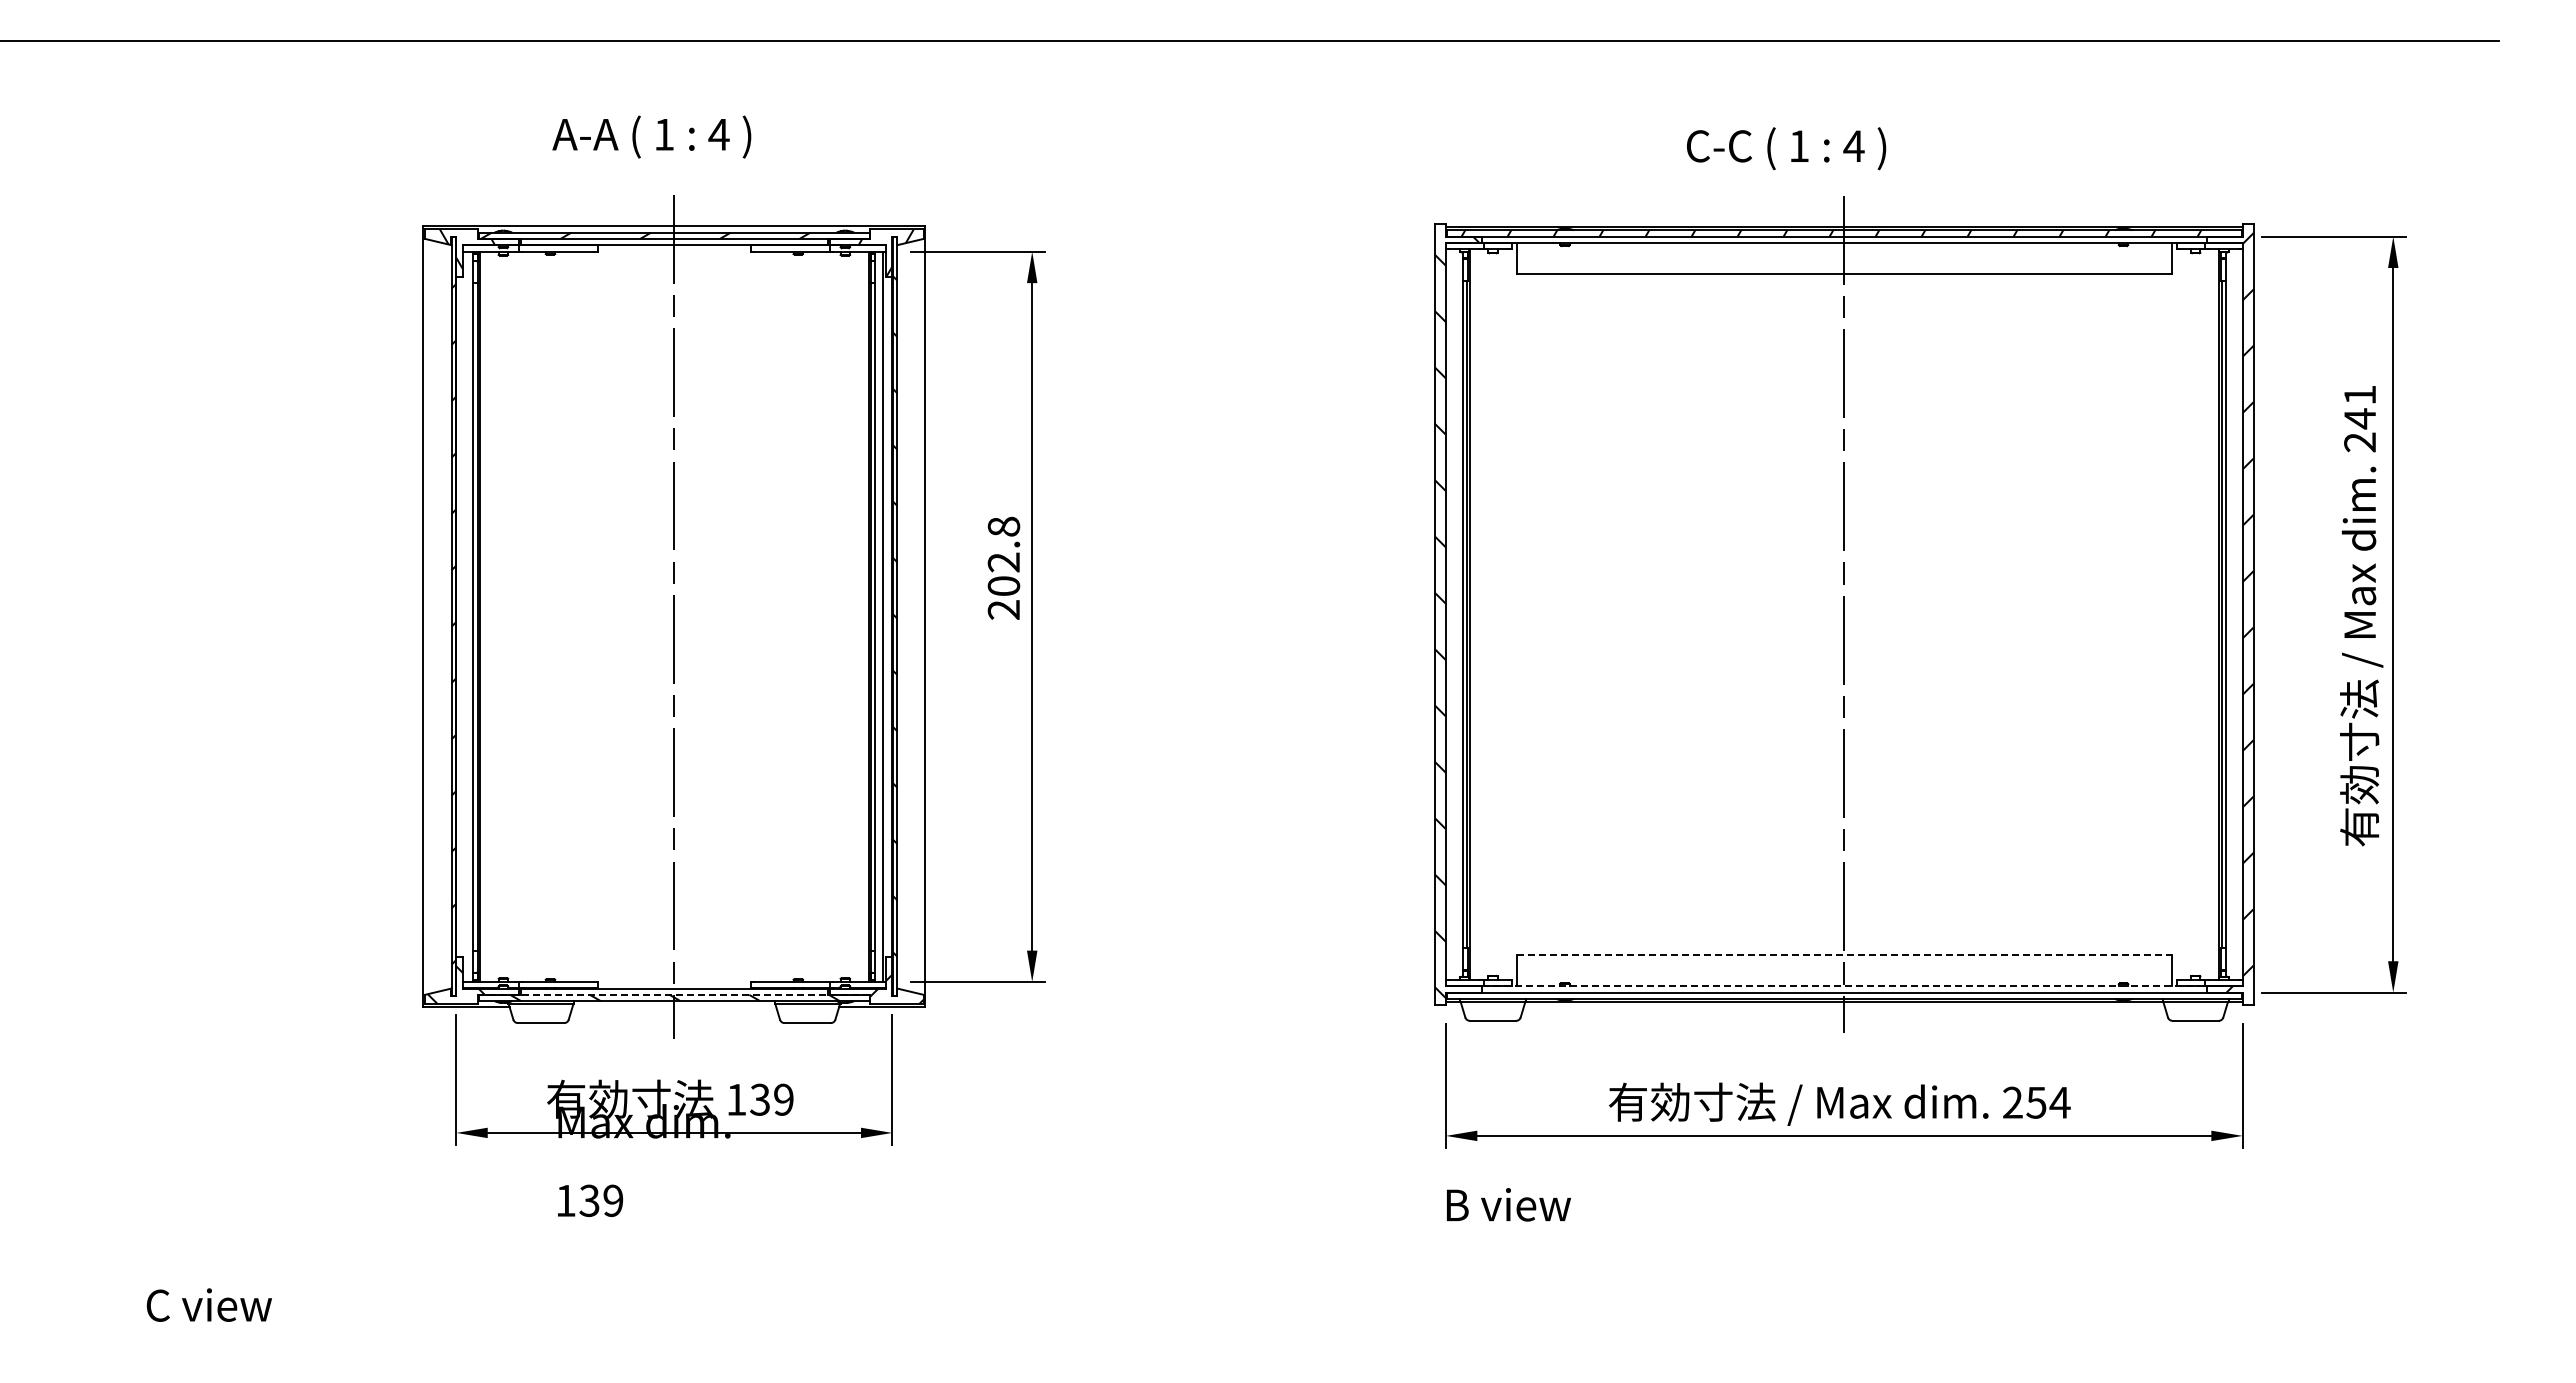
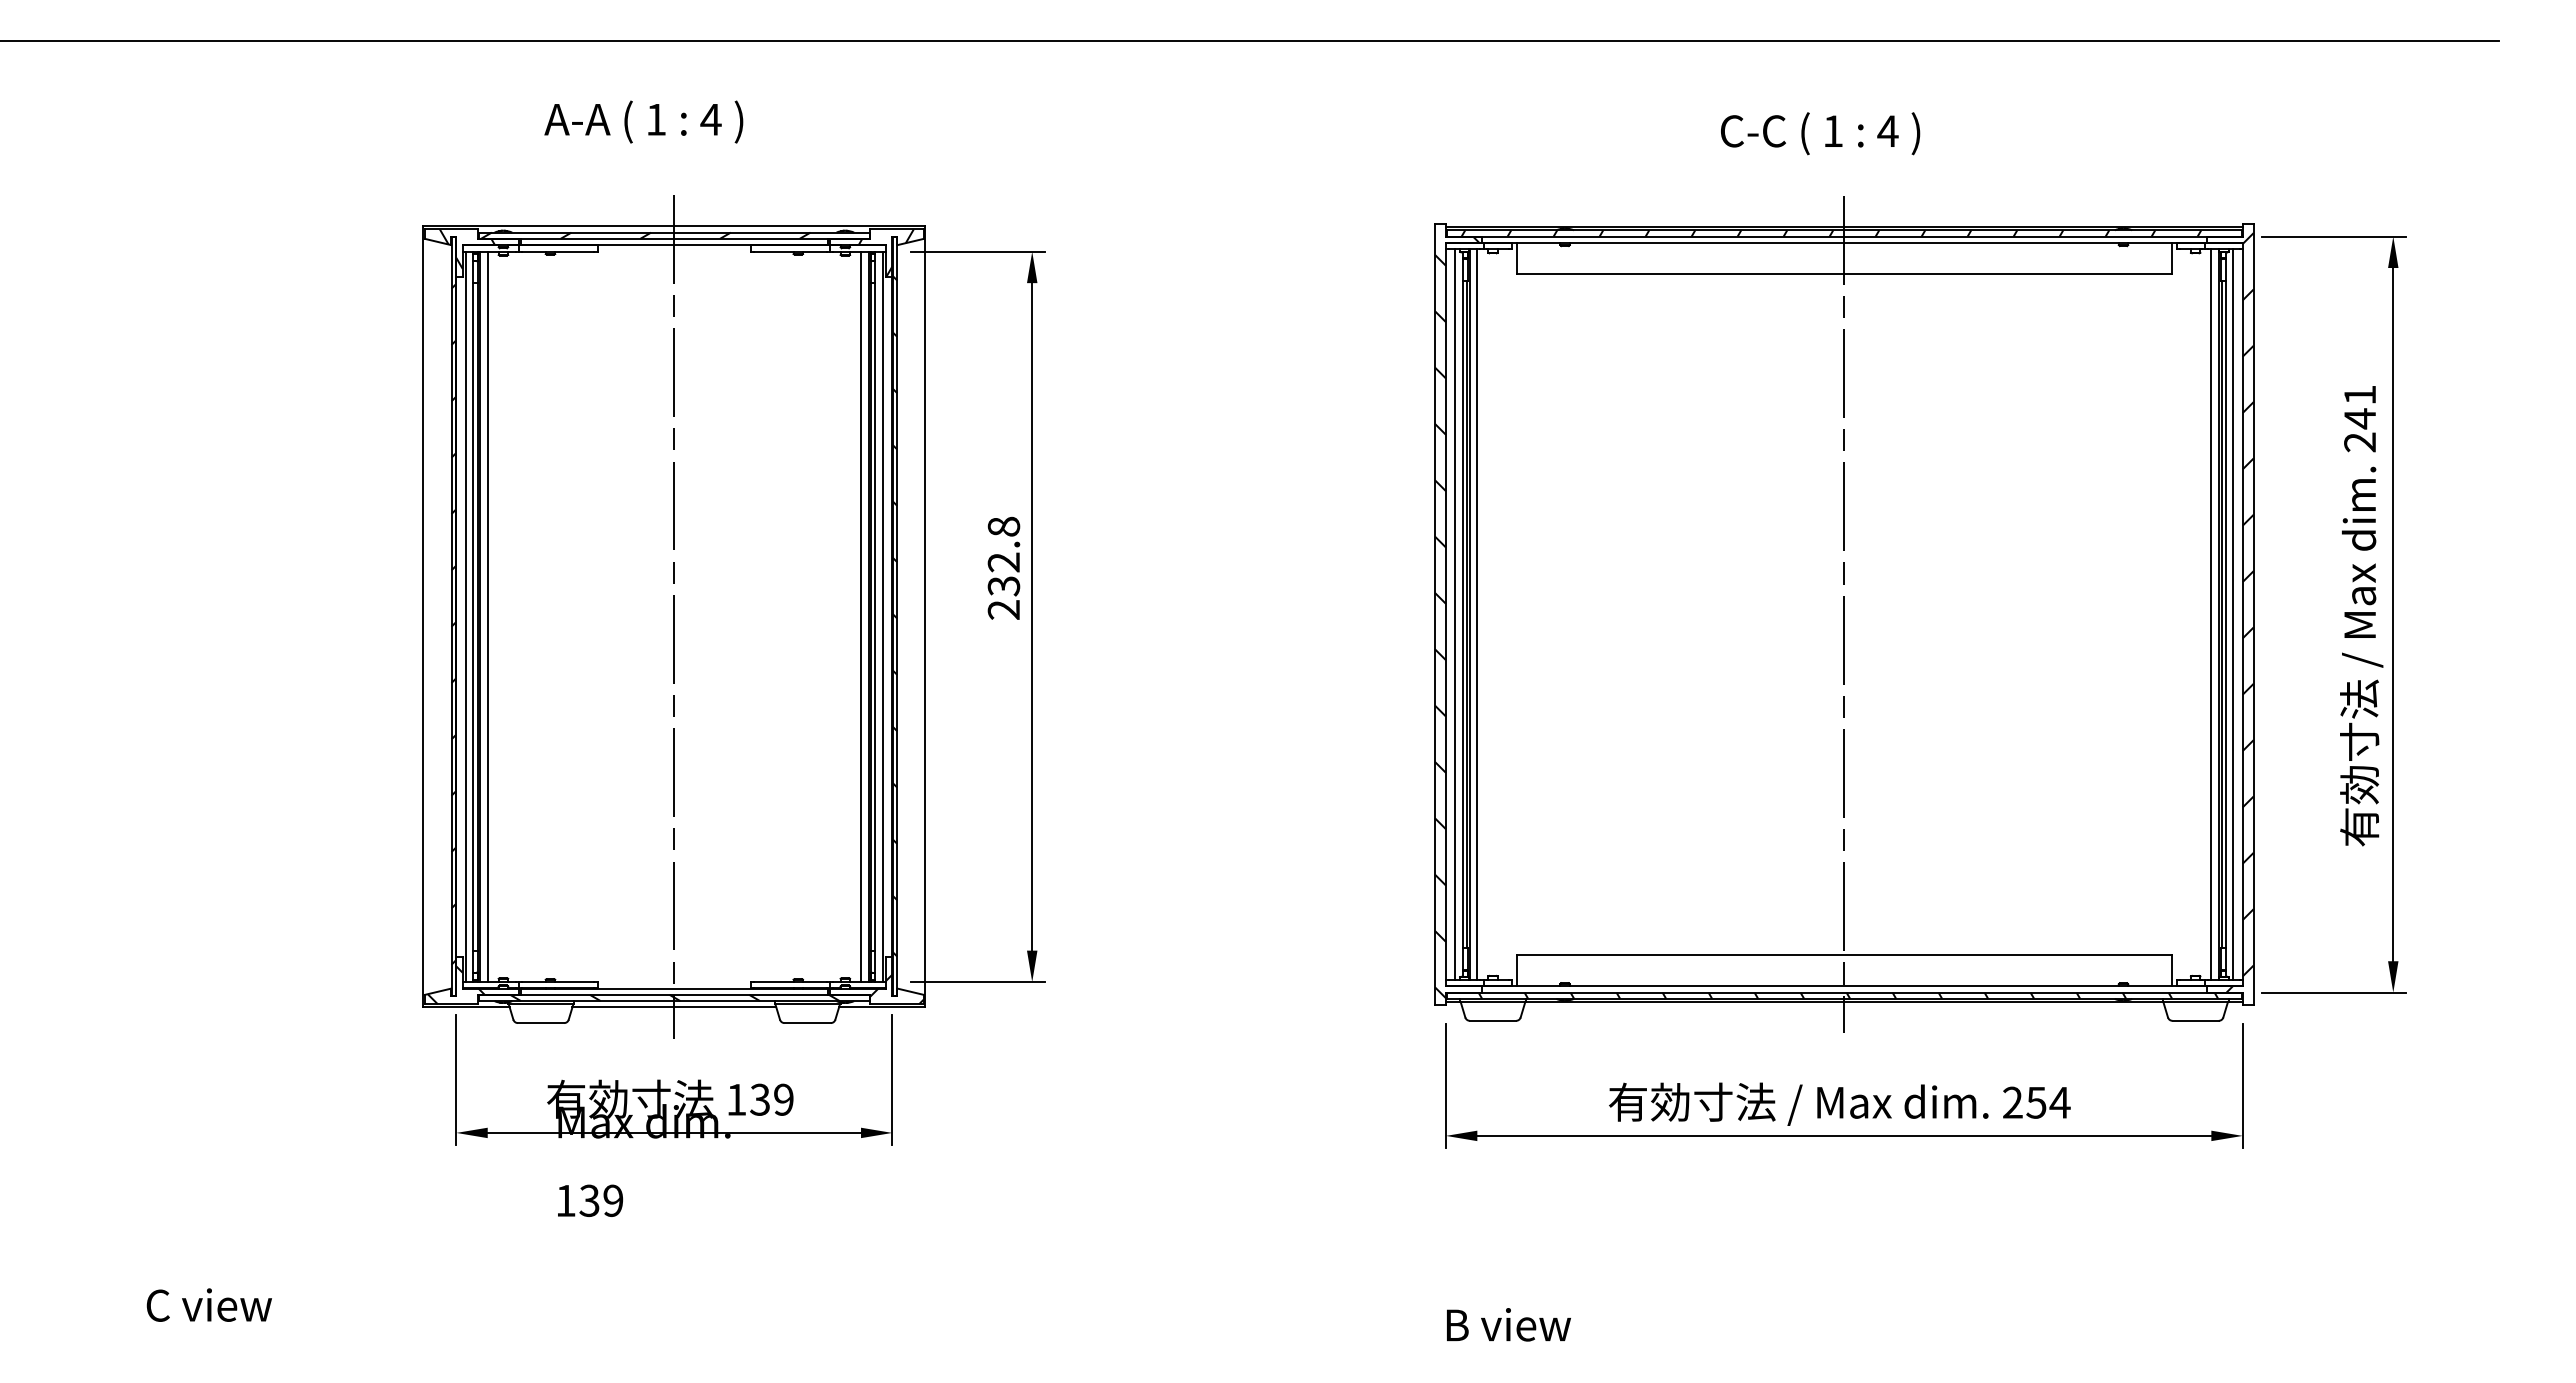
text position: (651, 136) -> (643, 121) (643, 121)
text position: (1786, 148) -> (1820, 133) (1820, 133)
text: 202.8 -> 232.8 (1003, 586)
line: none -> present (1455, 614)
line: none -> present (1477, 614)
line: none -> present (2211, 614)
line: none -> present (2233, 614)
line: none -> present (465, 616)
line: none -> present (487, 616)
line: none -> present (861, 616)
line: dashed -> solid (1844, 954)
line: dashed -> solid (1844, 986)
line: dashed -> solid (673, 994)
hatch: none -> present (1848, 995)
line: none -> present (674, 1007)
text position: (1508, 1204) -> (1508, 1324) (1508, 1324)
